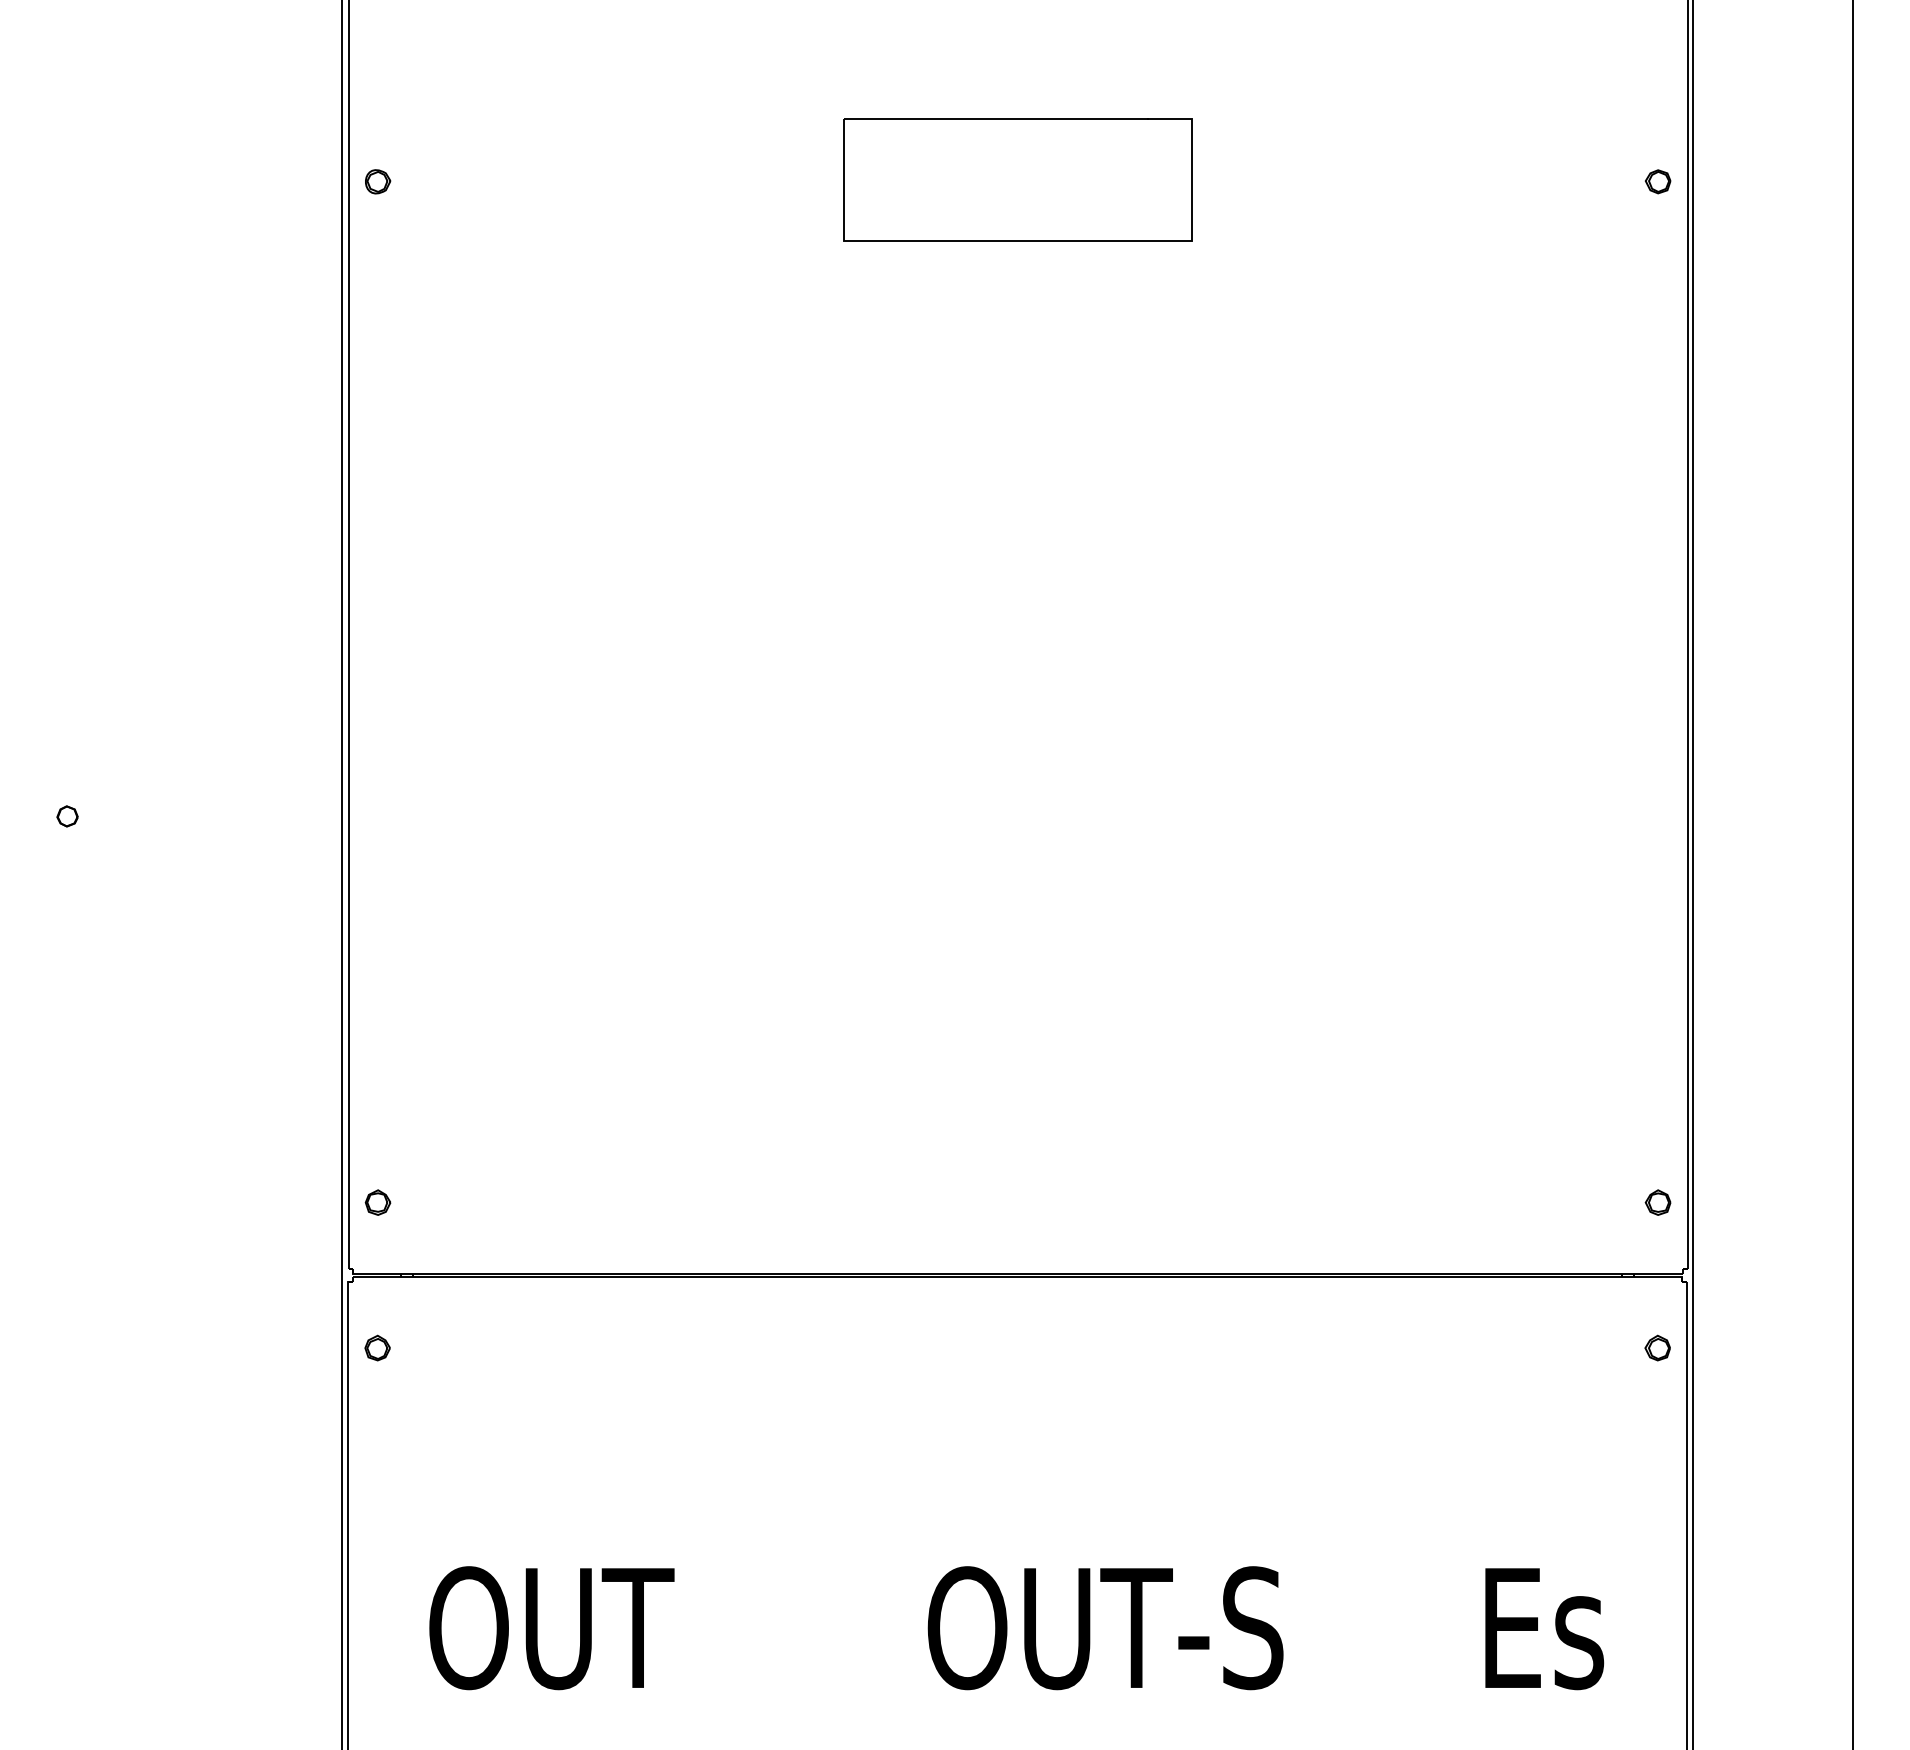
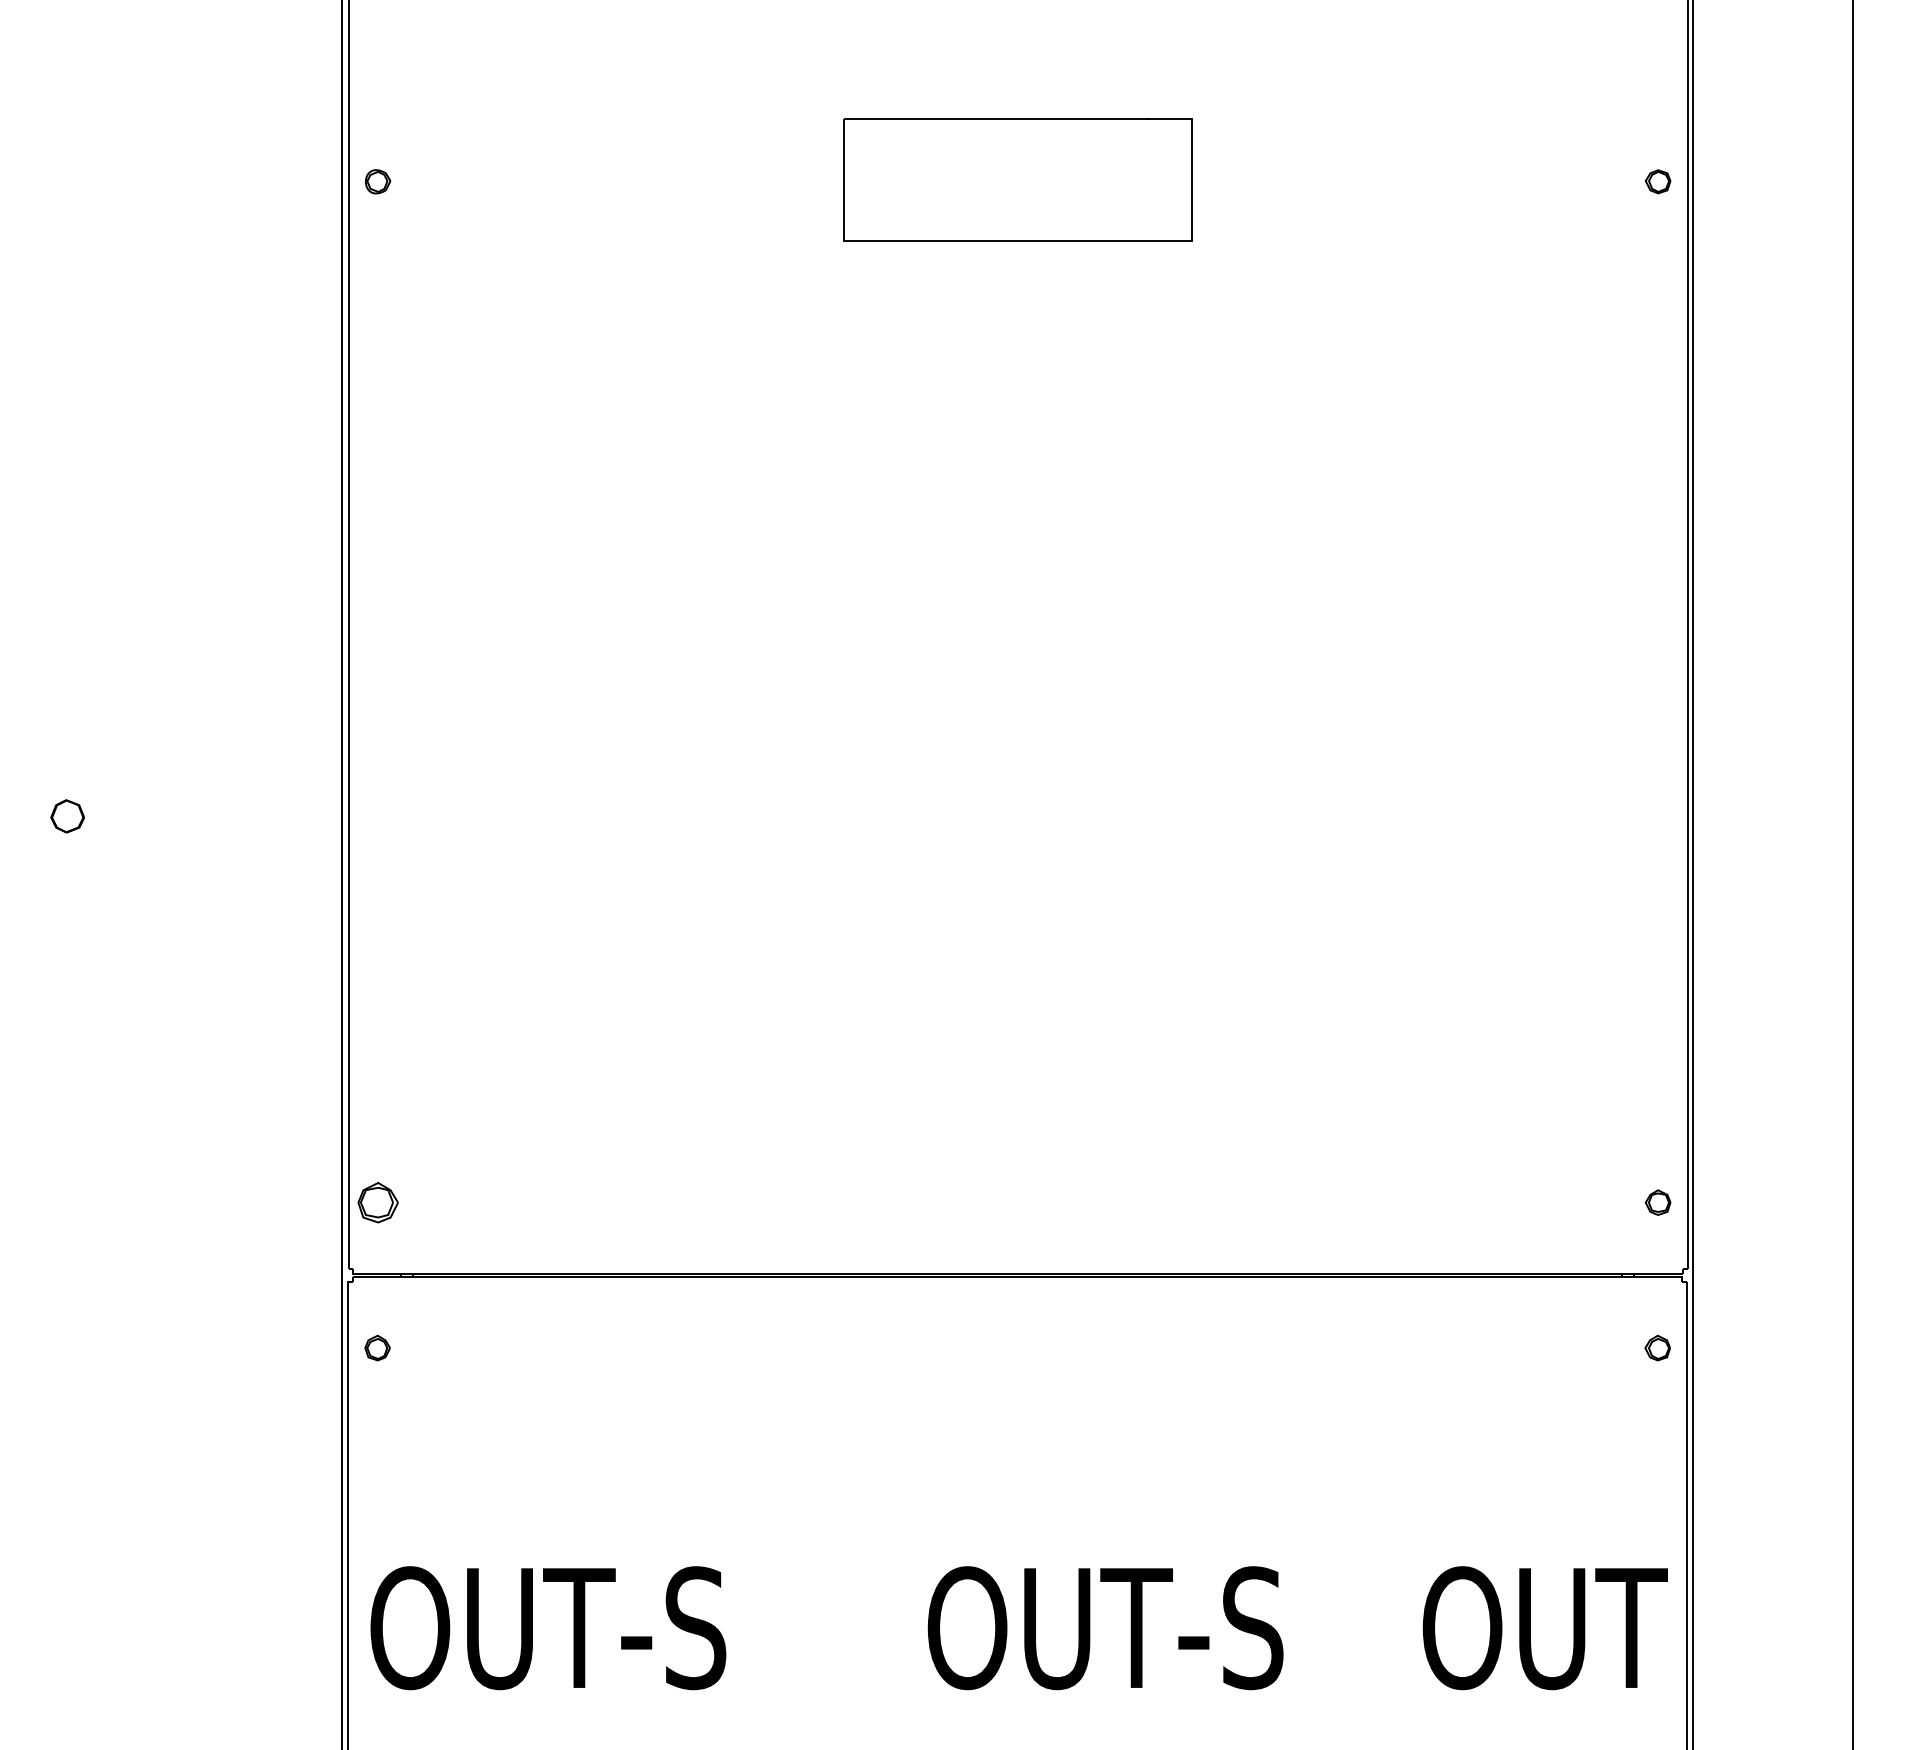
part size: 23x23 px -> 35x35 px (67, 816)
part size: 28x27 px -> 42x42 px (377, 1202)
text: OUT -> OUT-S (548, 1628)
text: Es -> OUT (1544, 1628)
